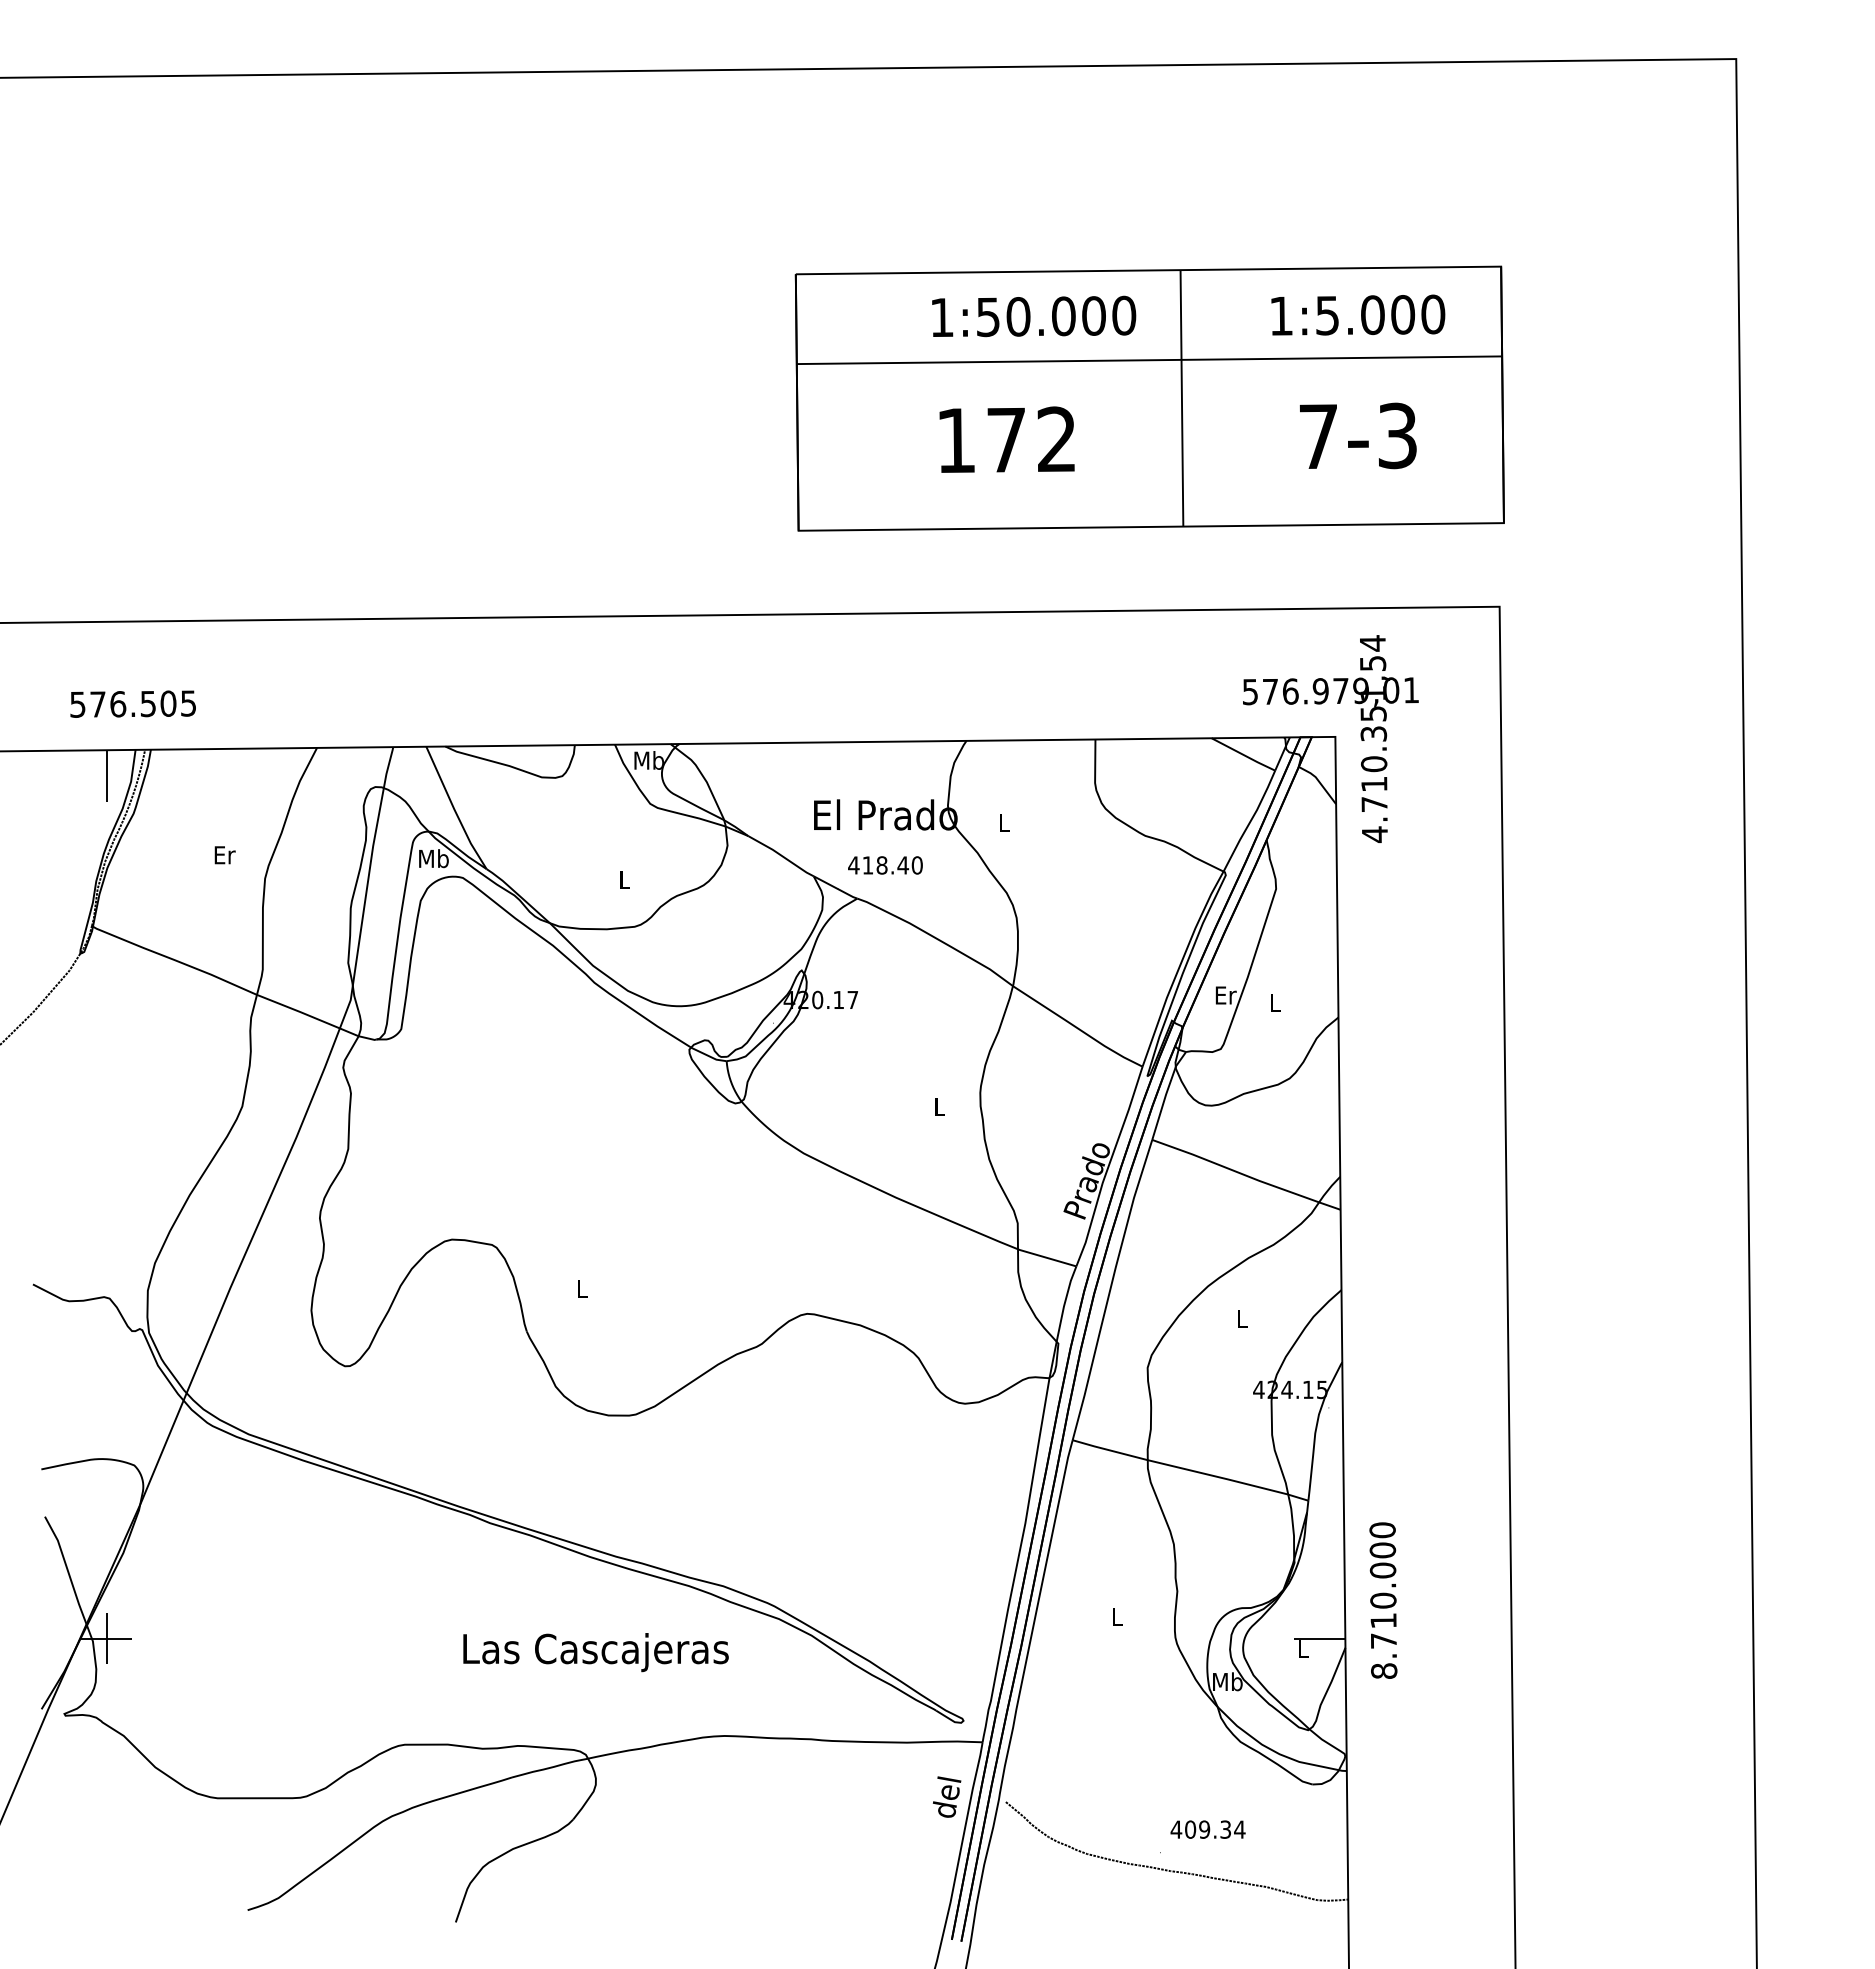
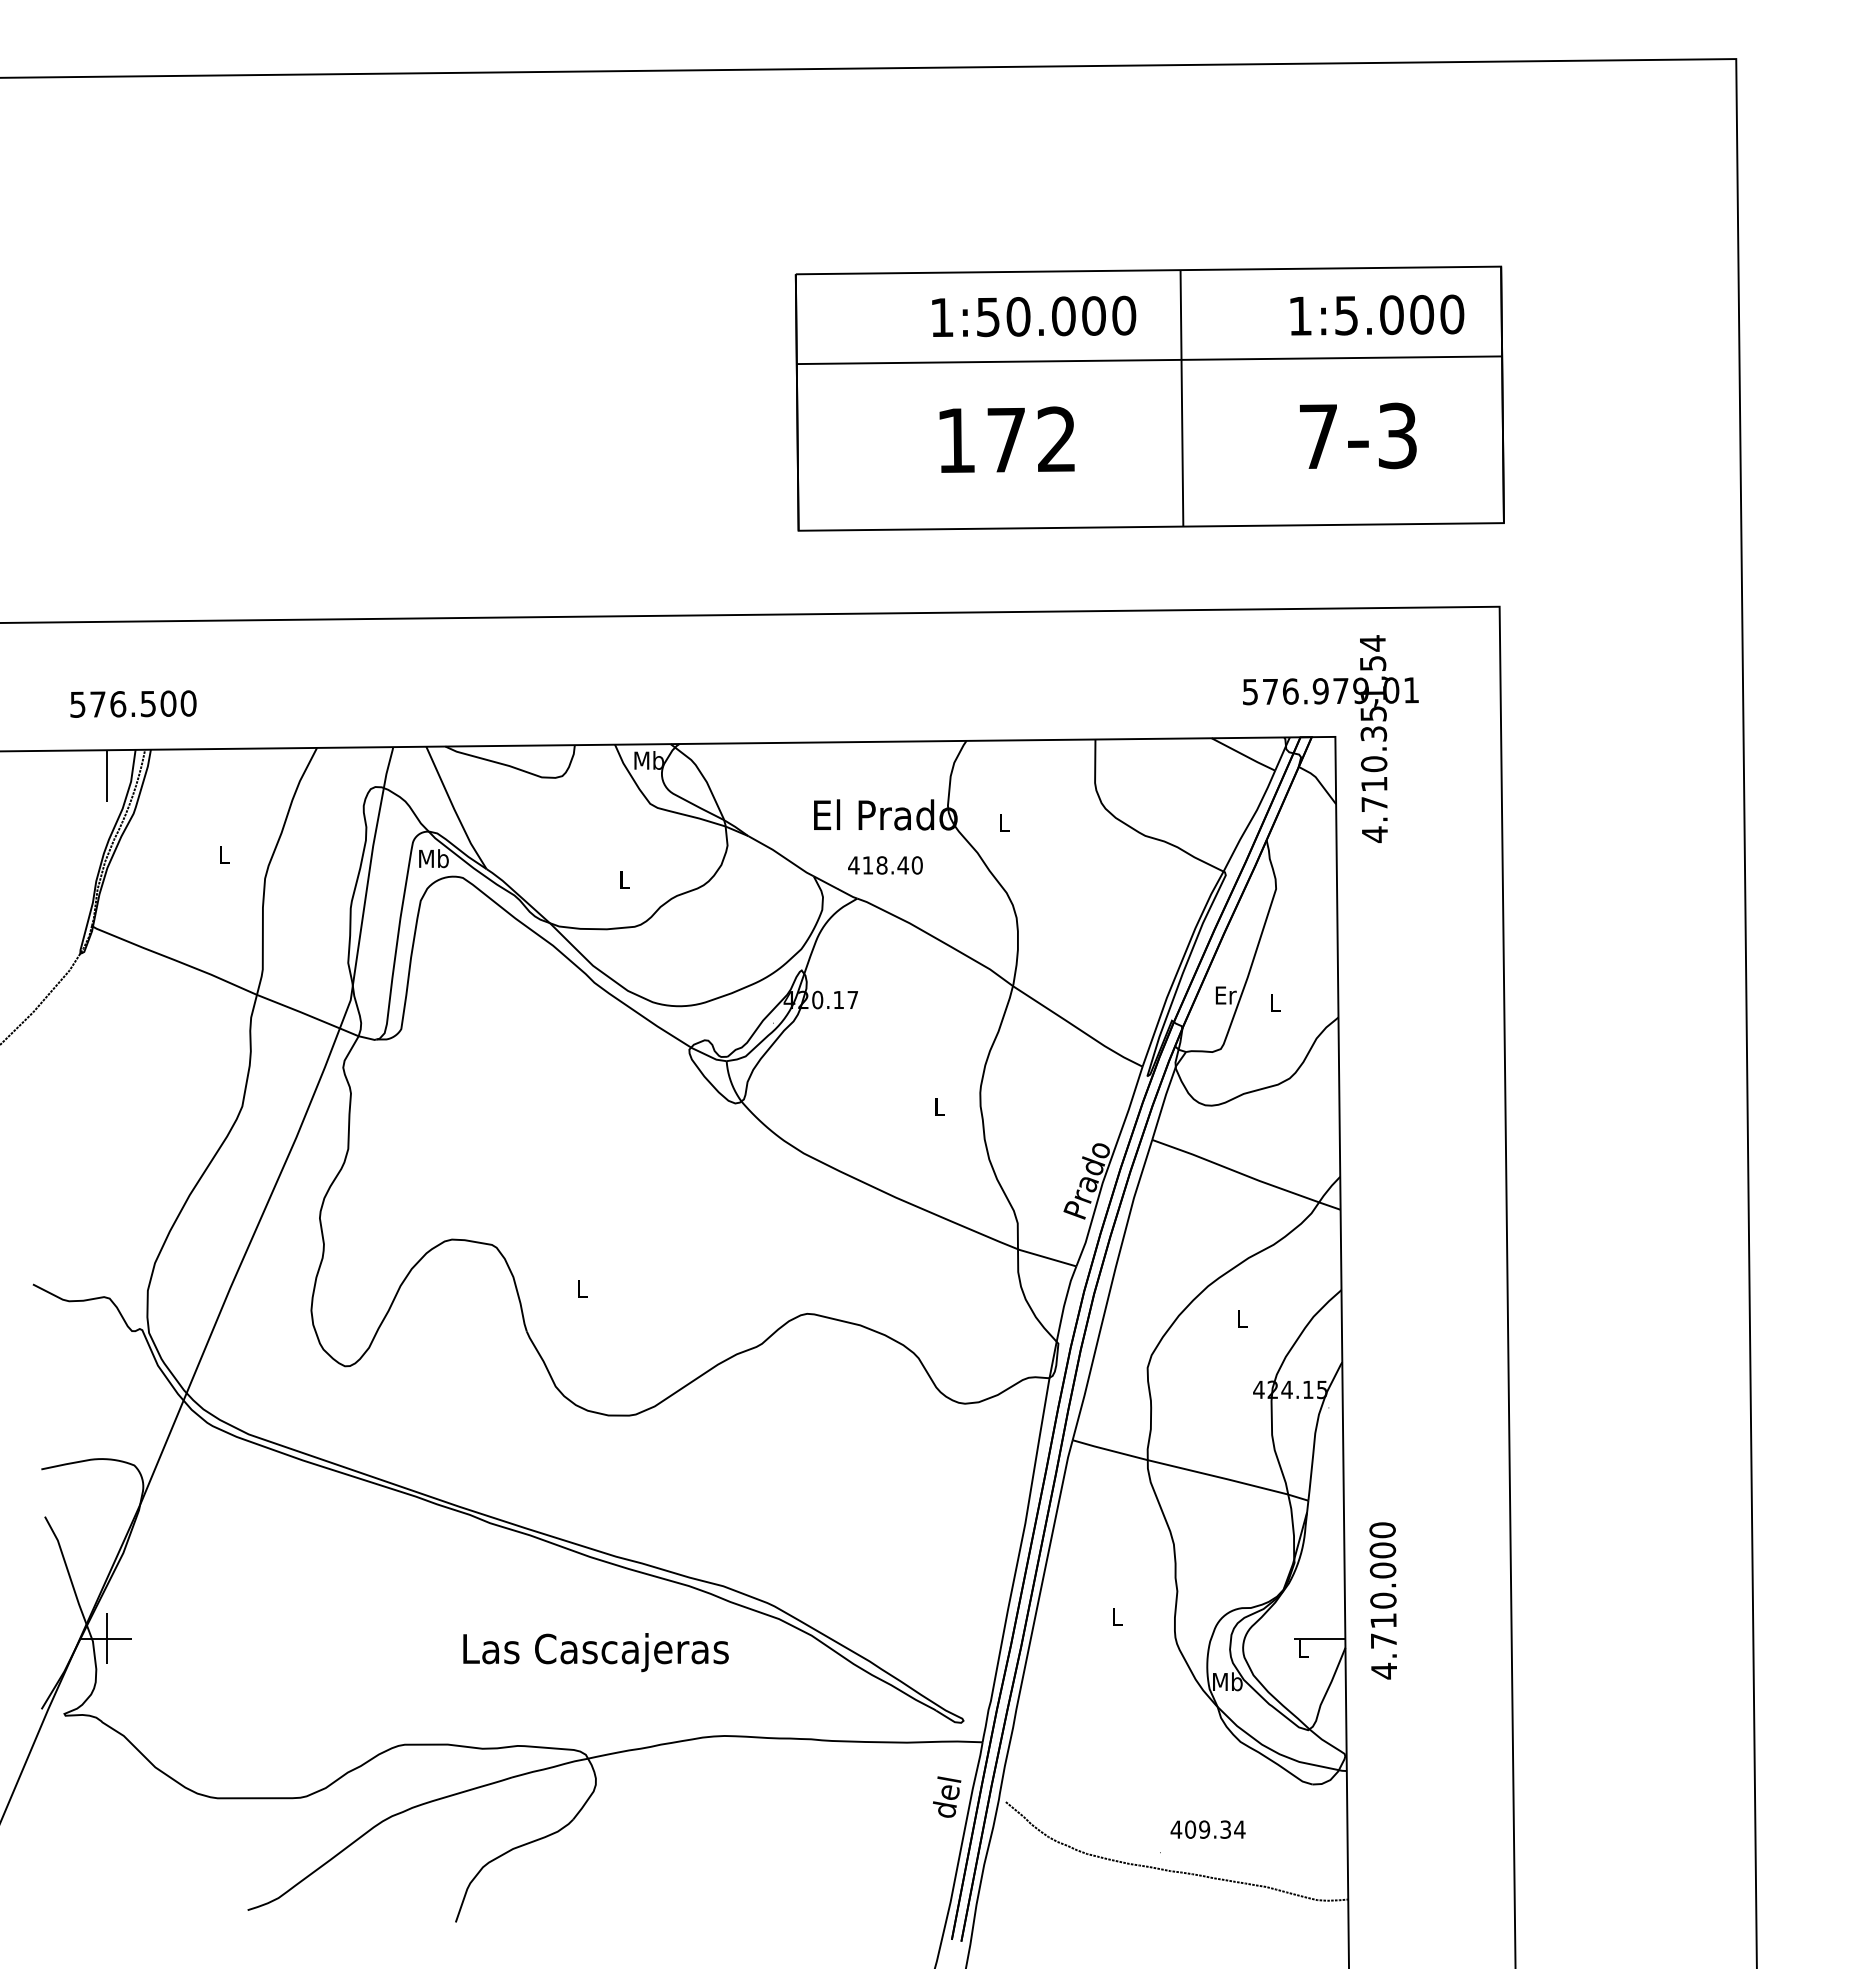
text position: (1358, 314) -> (1377, 314) (1377, 314)
text: 576.505 -> 576.500 (188, 703)
text: Er -> L (224, 855)
text: 8.710.000 -> 4.710.000 (1384, 1670)
